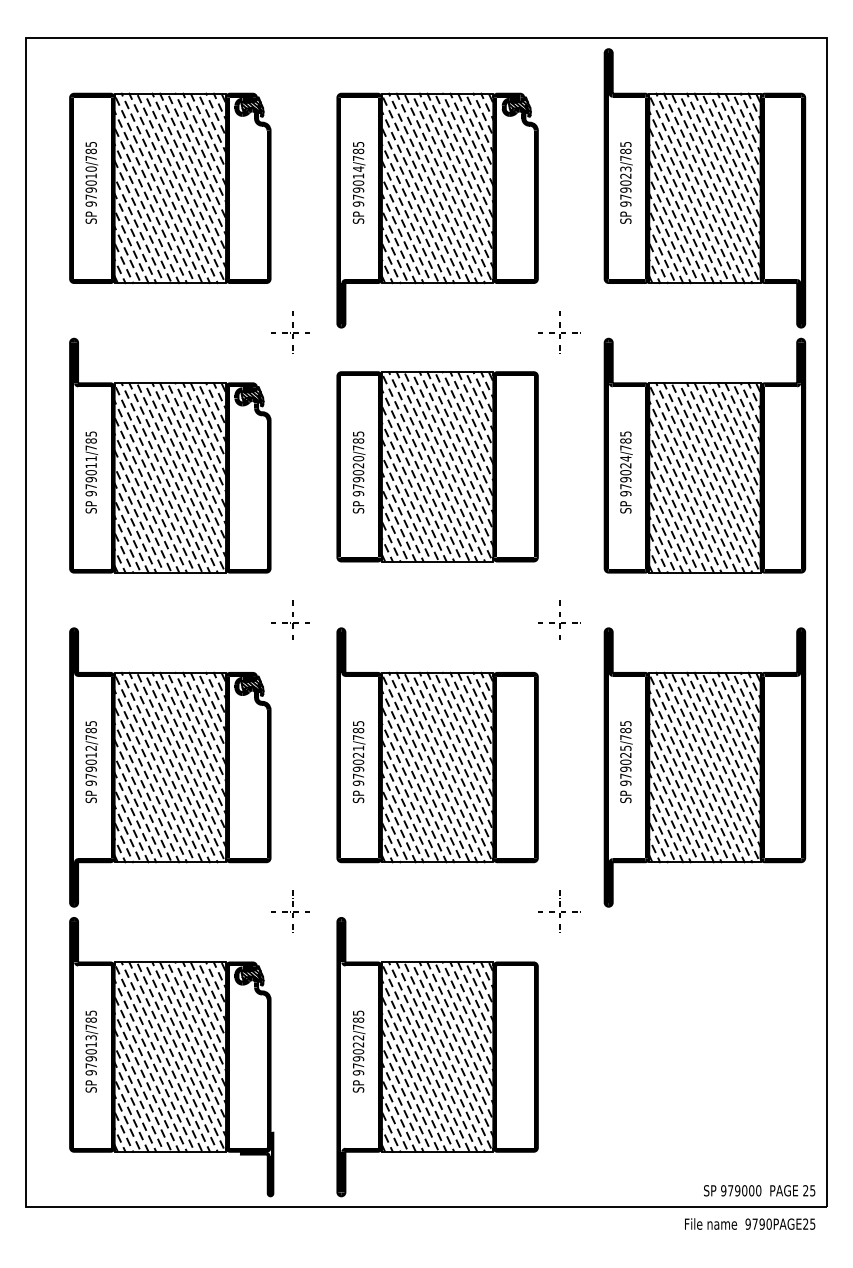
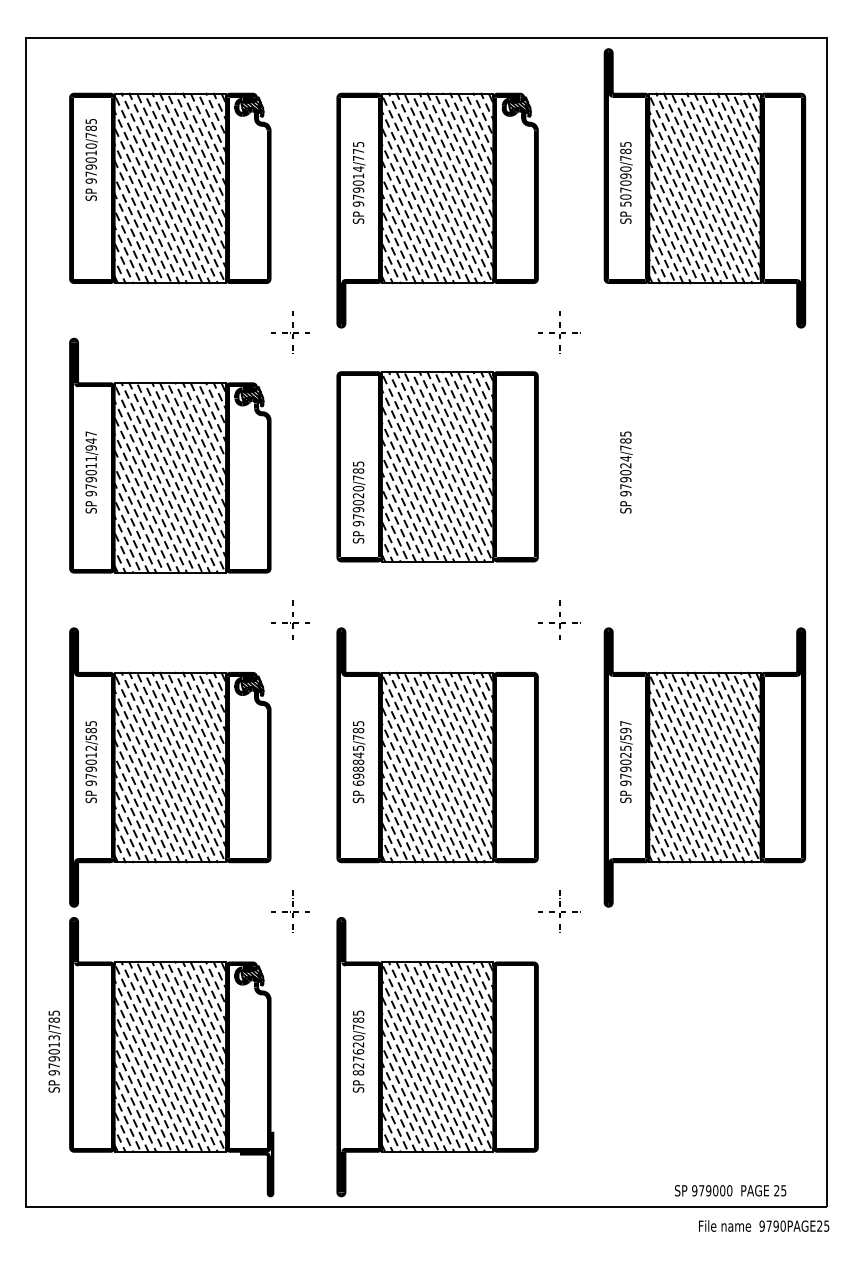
text: 979014/785 -> 979014/775 (358, 151)
text position: (91, 182) -> (91, 159) (91, 159)
text: 979023/785 -> 507090/785 (625, 186)
text: 979011/785 -> 979011/947 (90, 440)
part: present -> none (704, 455)
text position: (358, 472) -> (358, 502) (358, 502)
text: 979025/785 -> 979025/597 (625, 730)
text: 979012/785 -> 979012/585 (90, 737)
text: 979021/785 -> 698845/785 (358, 765)
text position: (91, 1051) -> (54, 1051) (54, 1051)
text: 979022/785 -> 827620/785 (358, 1055)
text position: (759, 1190) -> (730, 1190) (730, 1190)
text position: (750, 1223) -> (764, 1225) (764, 1225)
